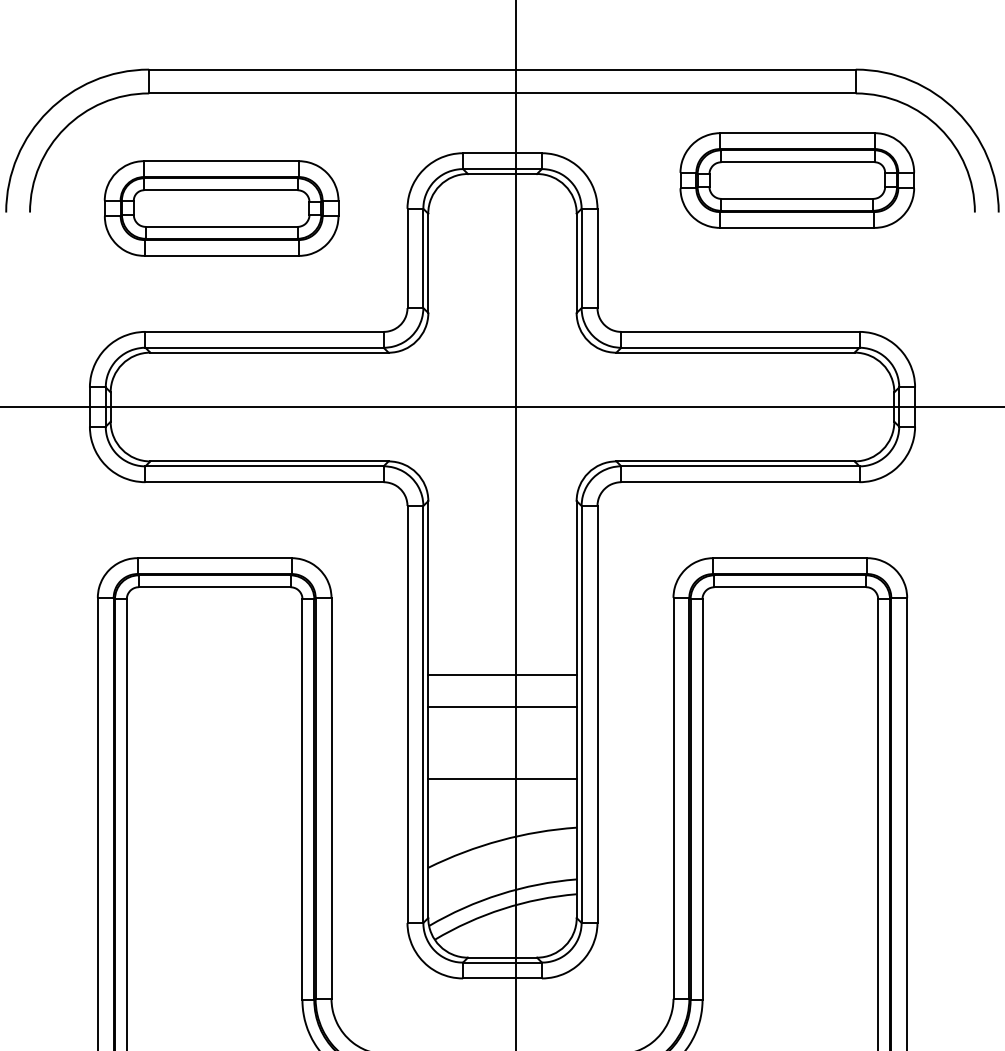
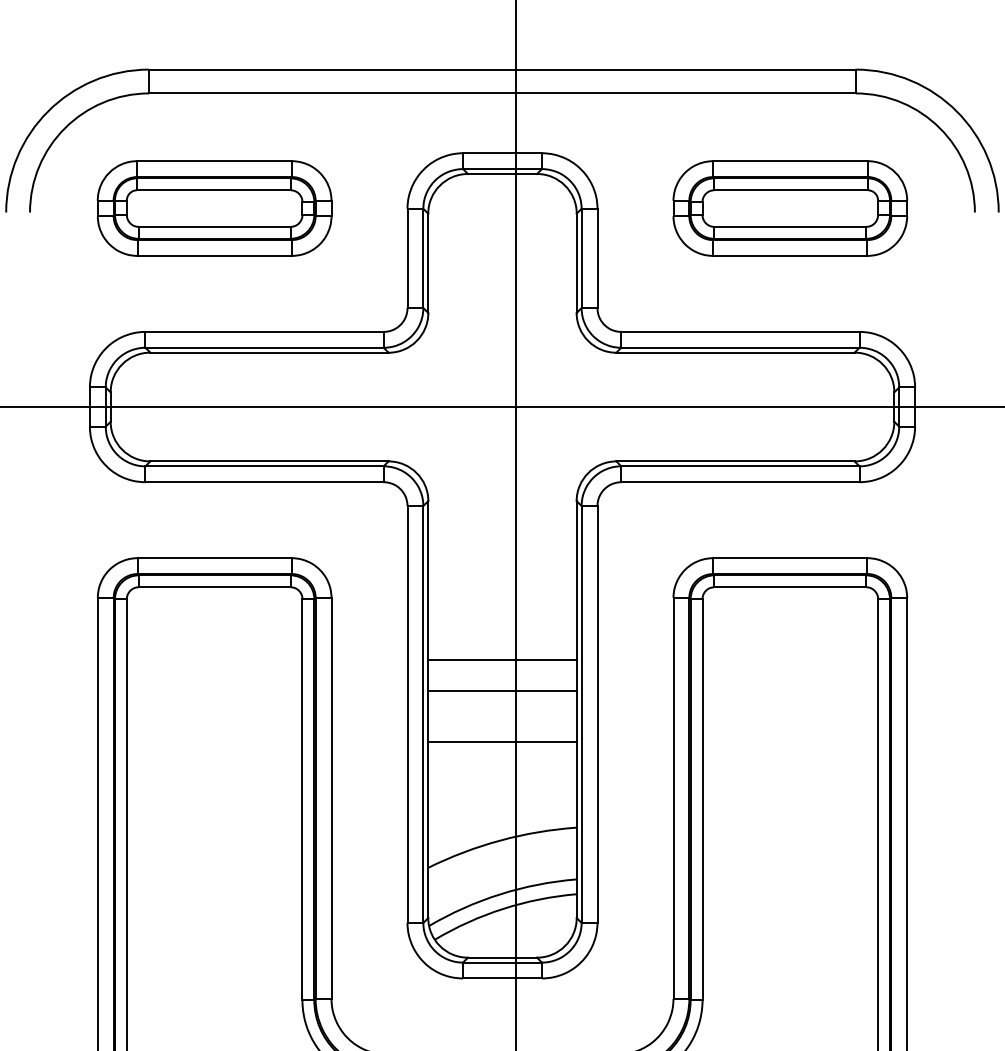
part position: (796, 180) -> (789, 208) (789, 208)
part position: (221, 208) -> (214, 208) (214, 208)
line position: (502, 674) -> (502, 659) (502, 659)
line position: (502, 706) -> (502, 690) (502, 690)
line position: (502, 778) -> (502, 741) (502, 741)
